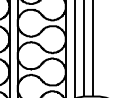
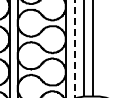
line: solid -> dashed (75, 48)
